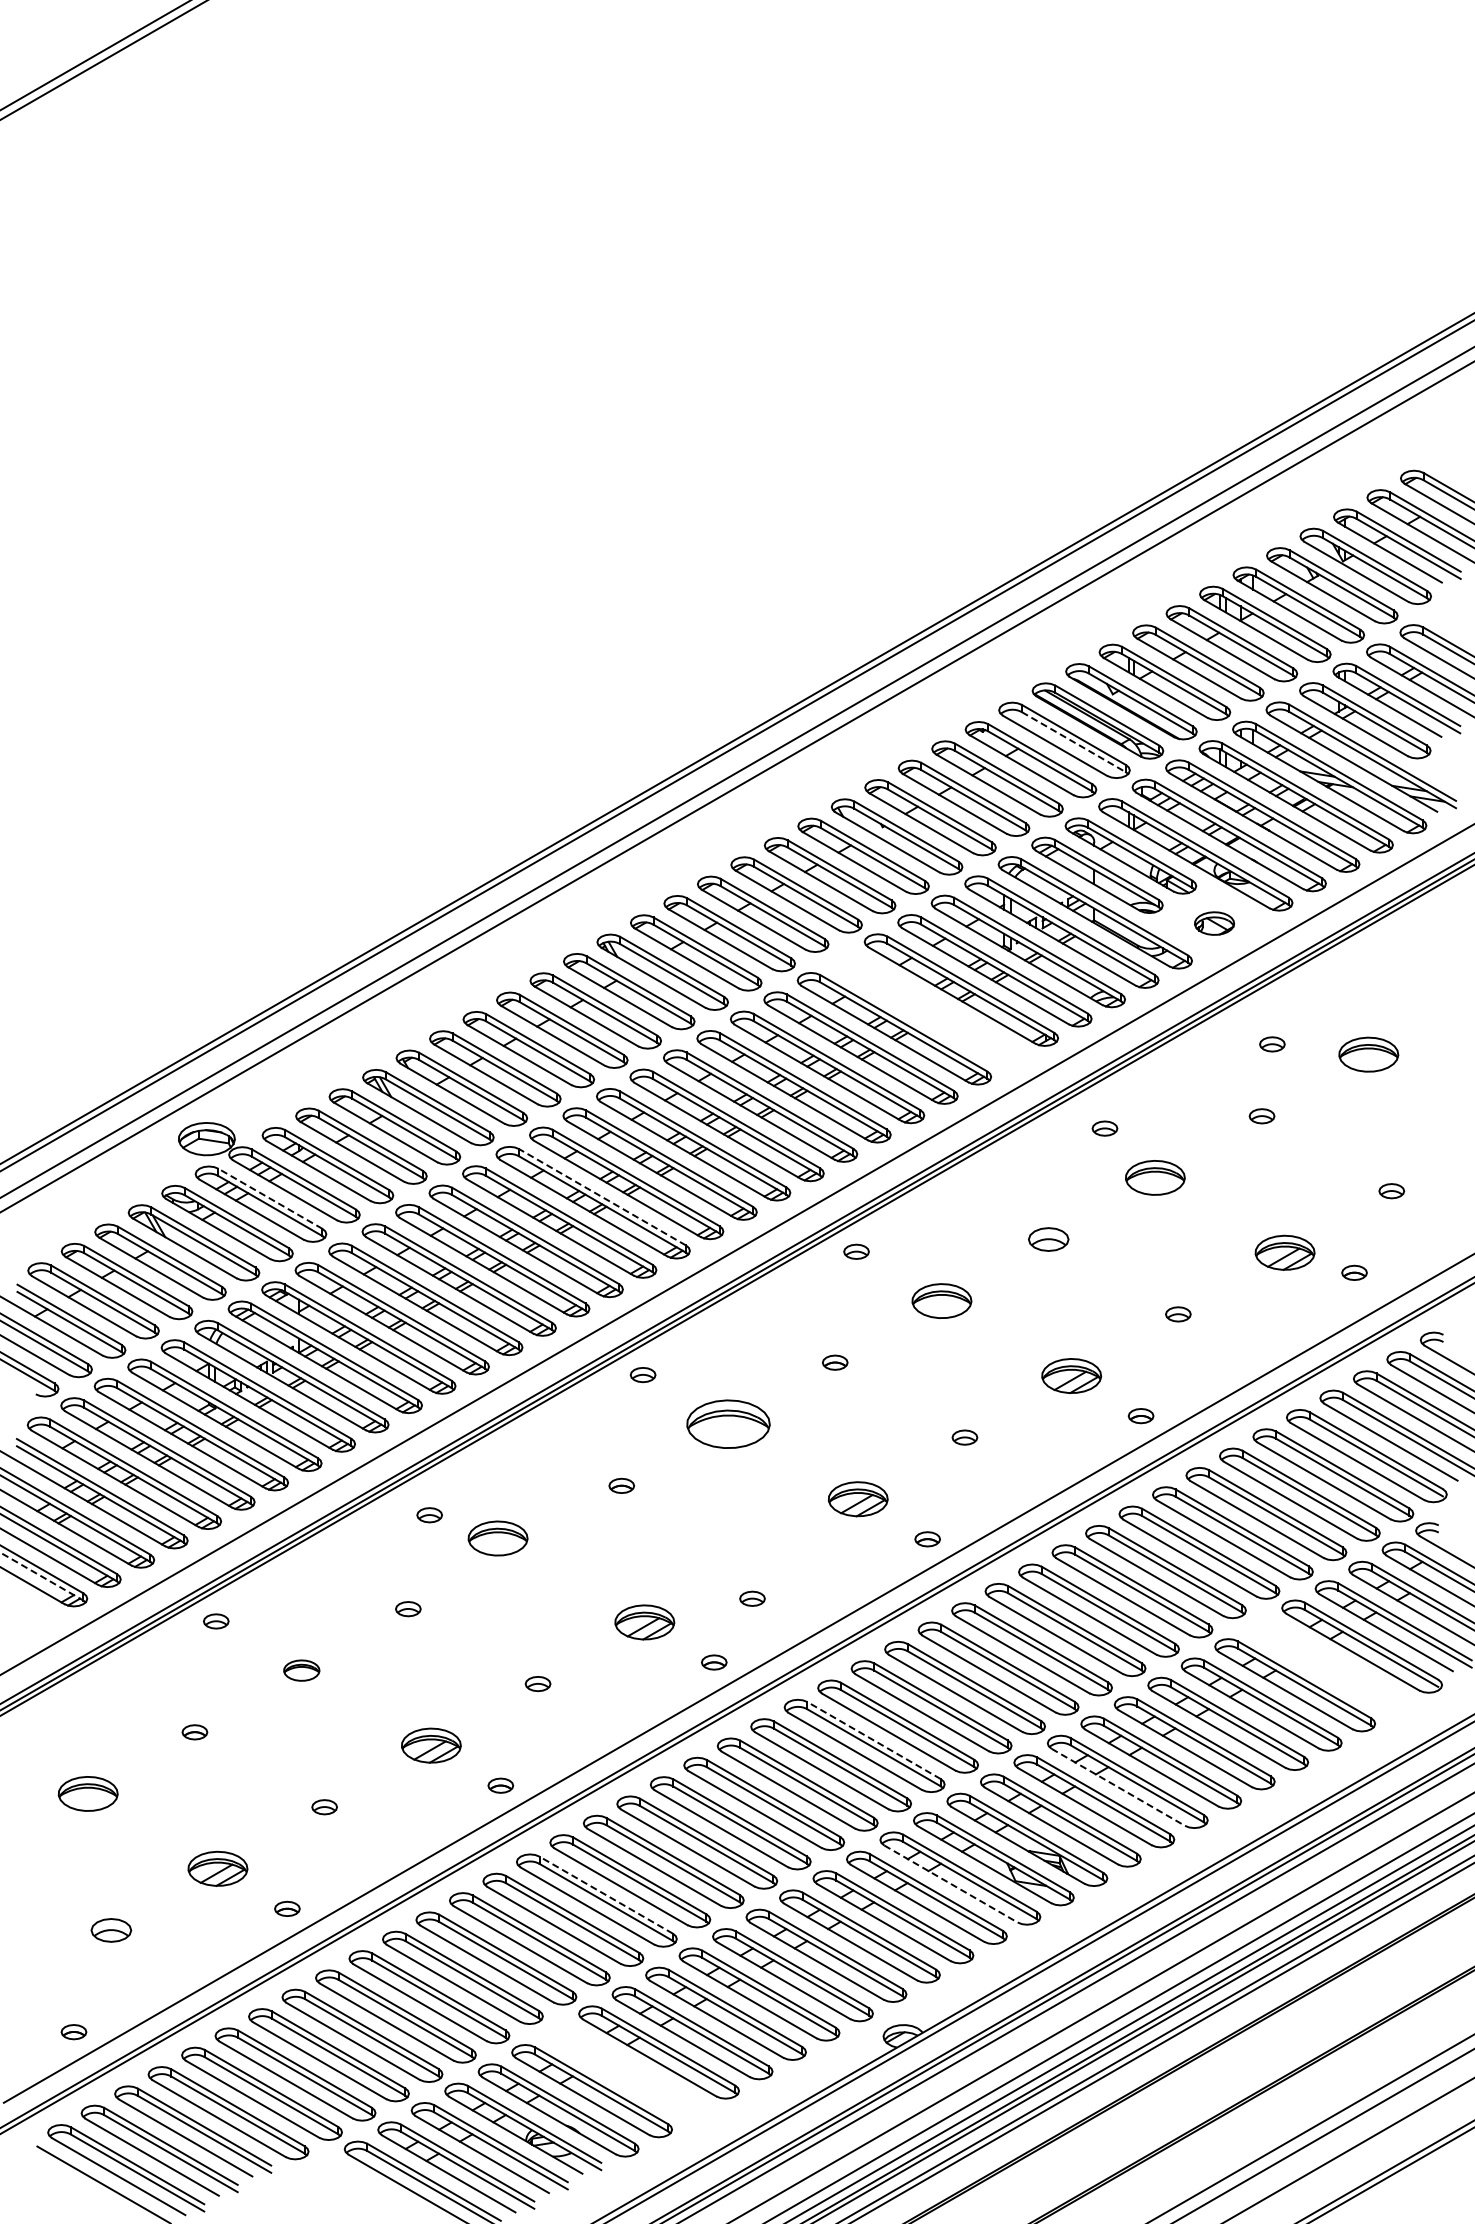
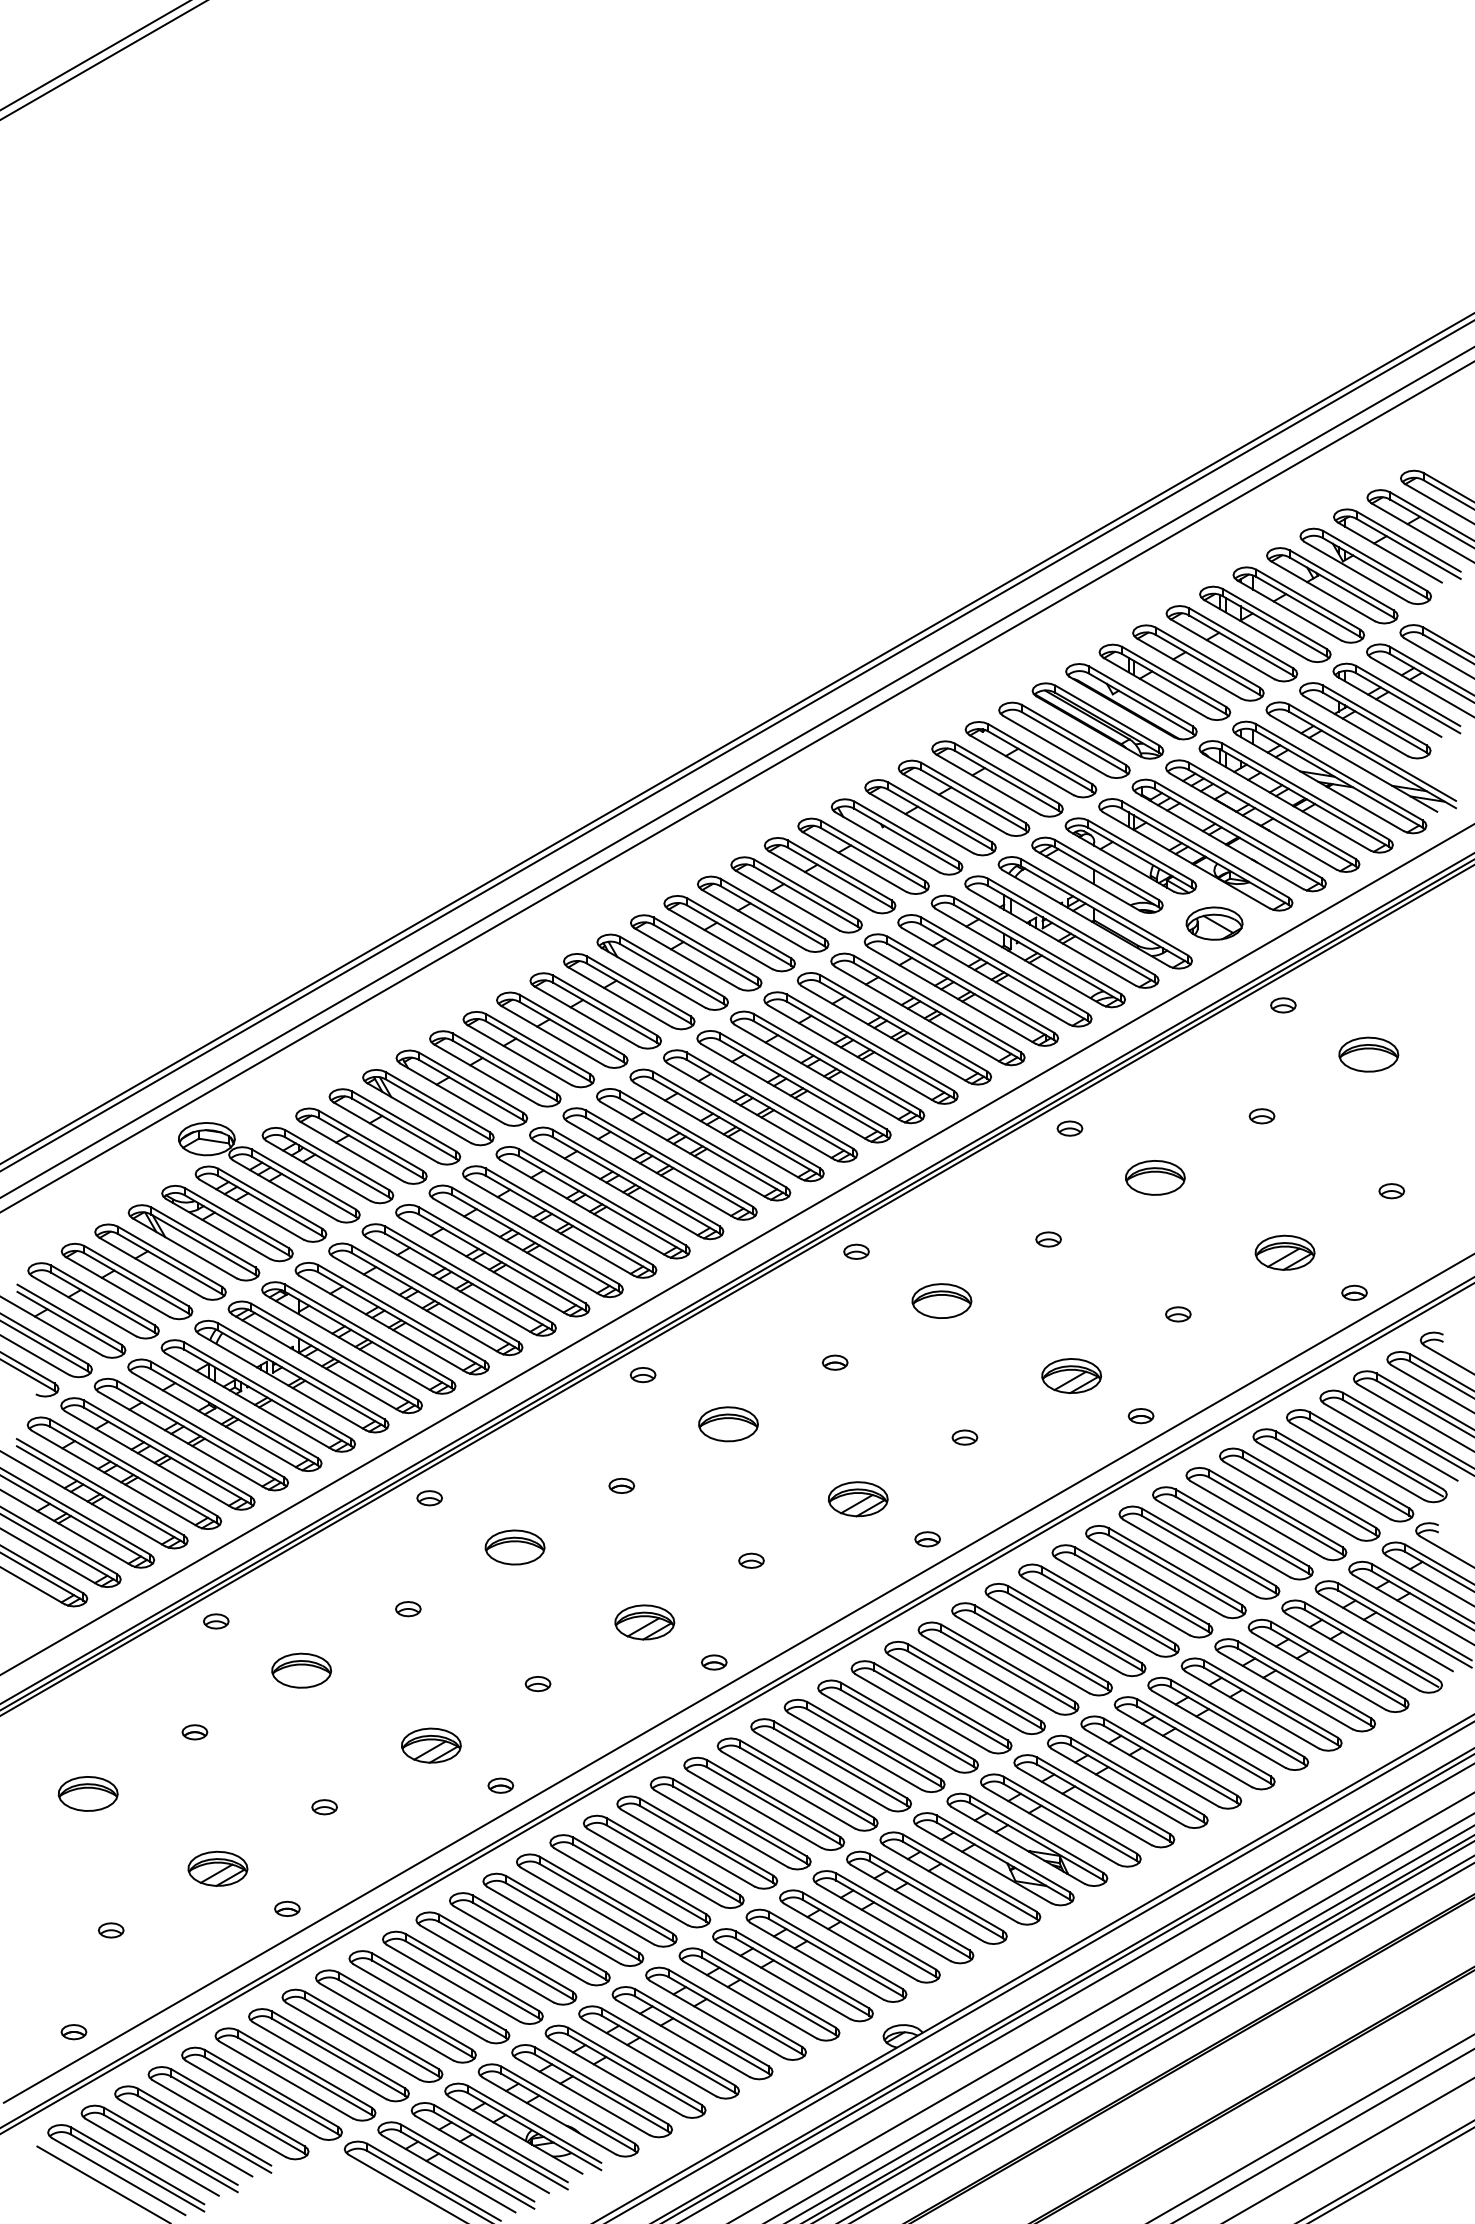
line: dashed -> solid (1074, 742)
part size: 41x25 px -> 59x35 px (1214, 923)
part: none -> present (927, 1009)
part position: (1272, 1044) -> (1283, 1005) (1283, 1005)
part position: (1104, 1128) -> (1069, 1128) (1069, 1128)
line: dashed -> solid (602, 1197)
line: dashed -> solid (269, 1198)
part size: 42x25 px -> 27x17 px (1048, 1239)
part position: (1354, 1272) -> (1354, 1292) (1354, 1292)
part size: 85x50 px -> 61x37 px (728, 1424)
part position: (429, 1515) -> (429, 1498) (429, 1498)
part position: (497, 1538) -> (514, 1547) (514, 1547)
line: dashed -> solid (41, 1576)
part position: (752, 1598) -> (751, 1560) (751, 1560)
part: none -> present (1328, 1665)
part size: 38x23 px -> 62x37 px (301, 1670)
line: dashed -> solid (873, 1740)
line: dashed -> solid (1118, 1787)
line: dashed -> solid (951, 1884)
line: dashed -> solid (605, 1894)
part size: 43x25 px -> 28x17 px (110, 1930)
part: none -> present (625, 2071)
